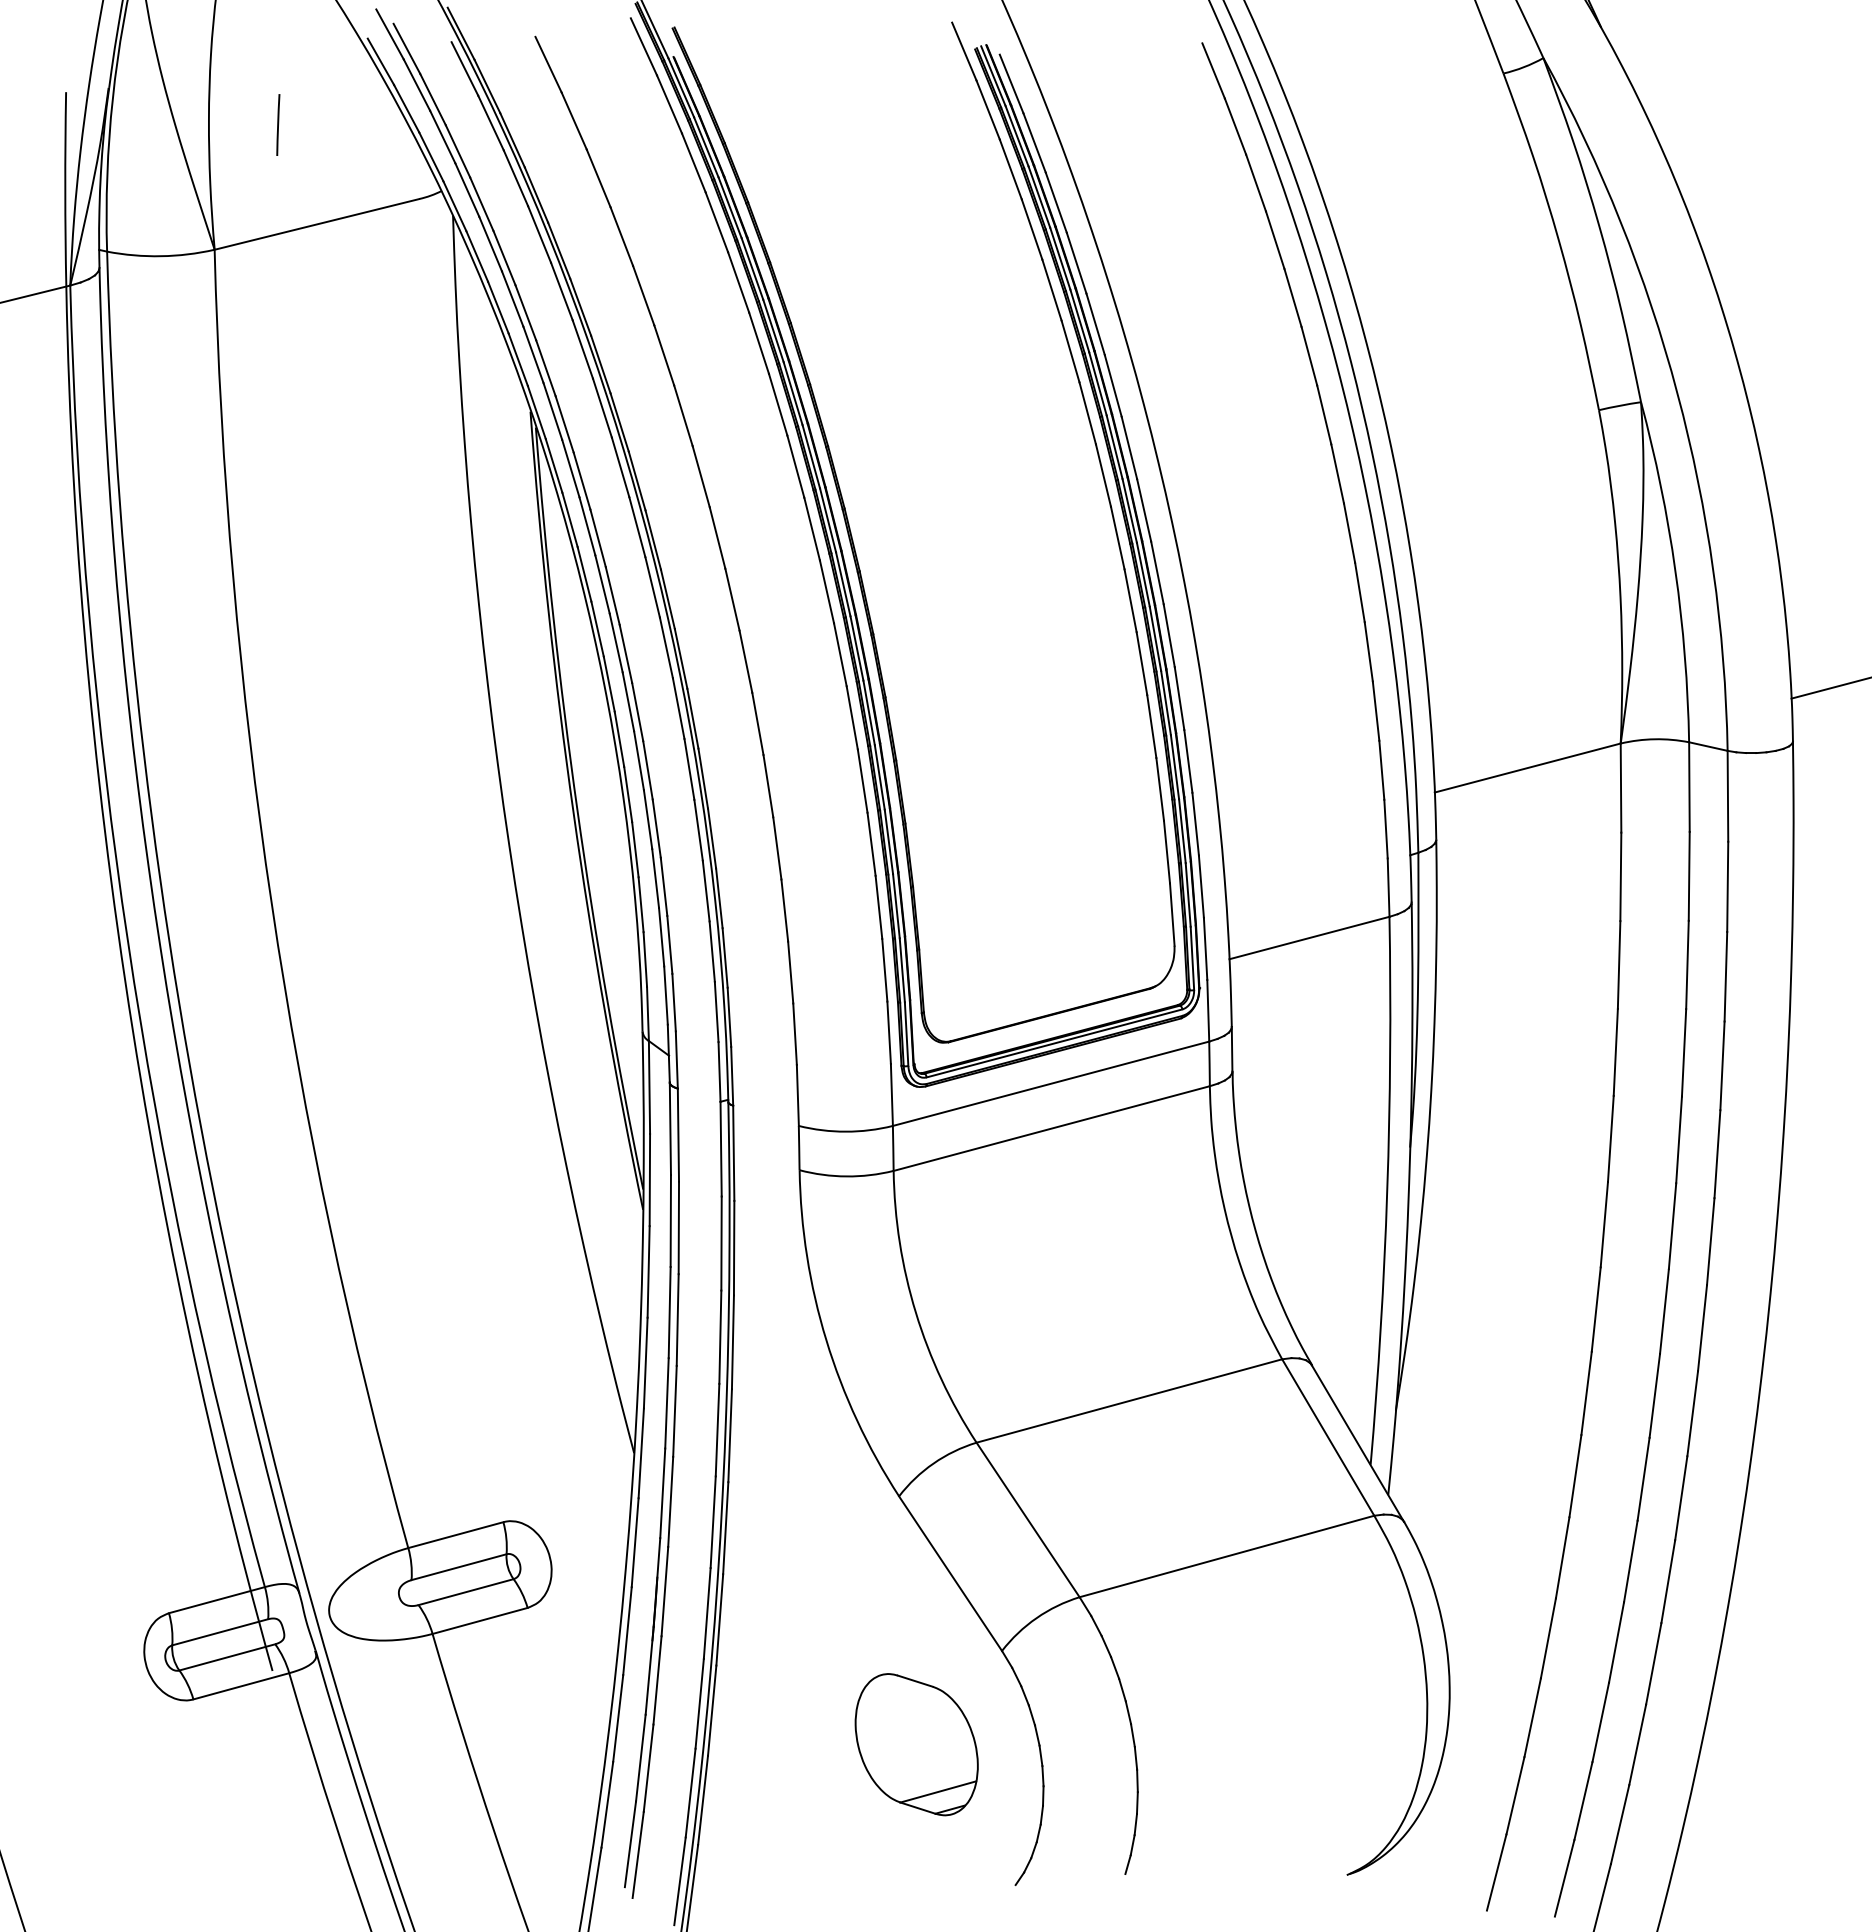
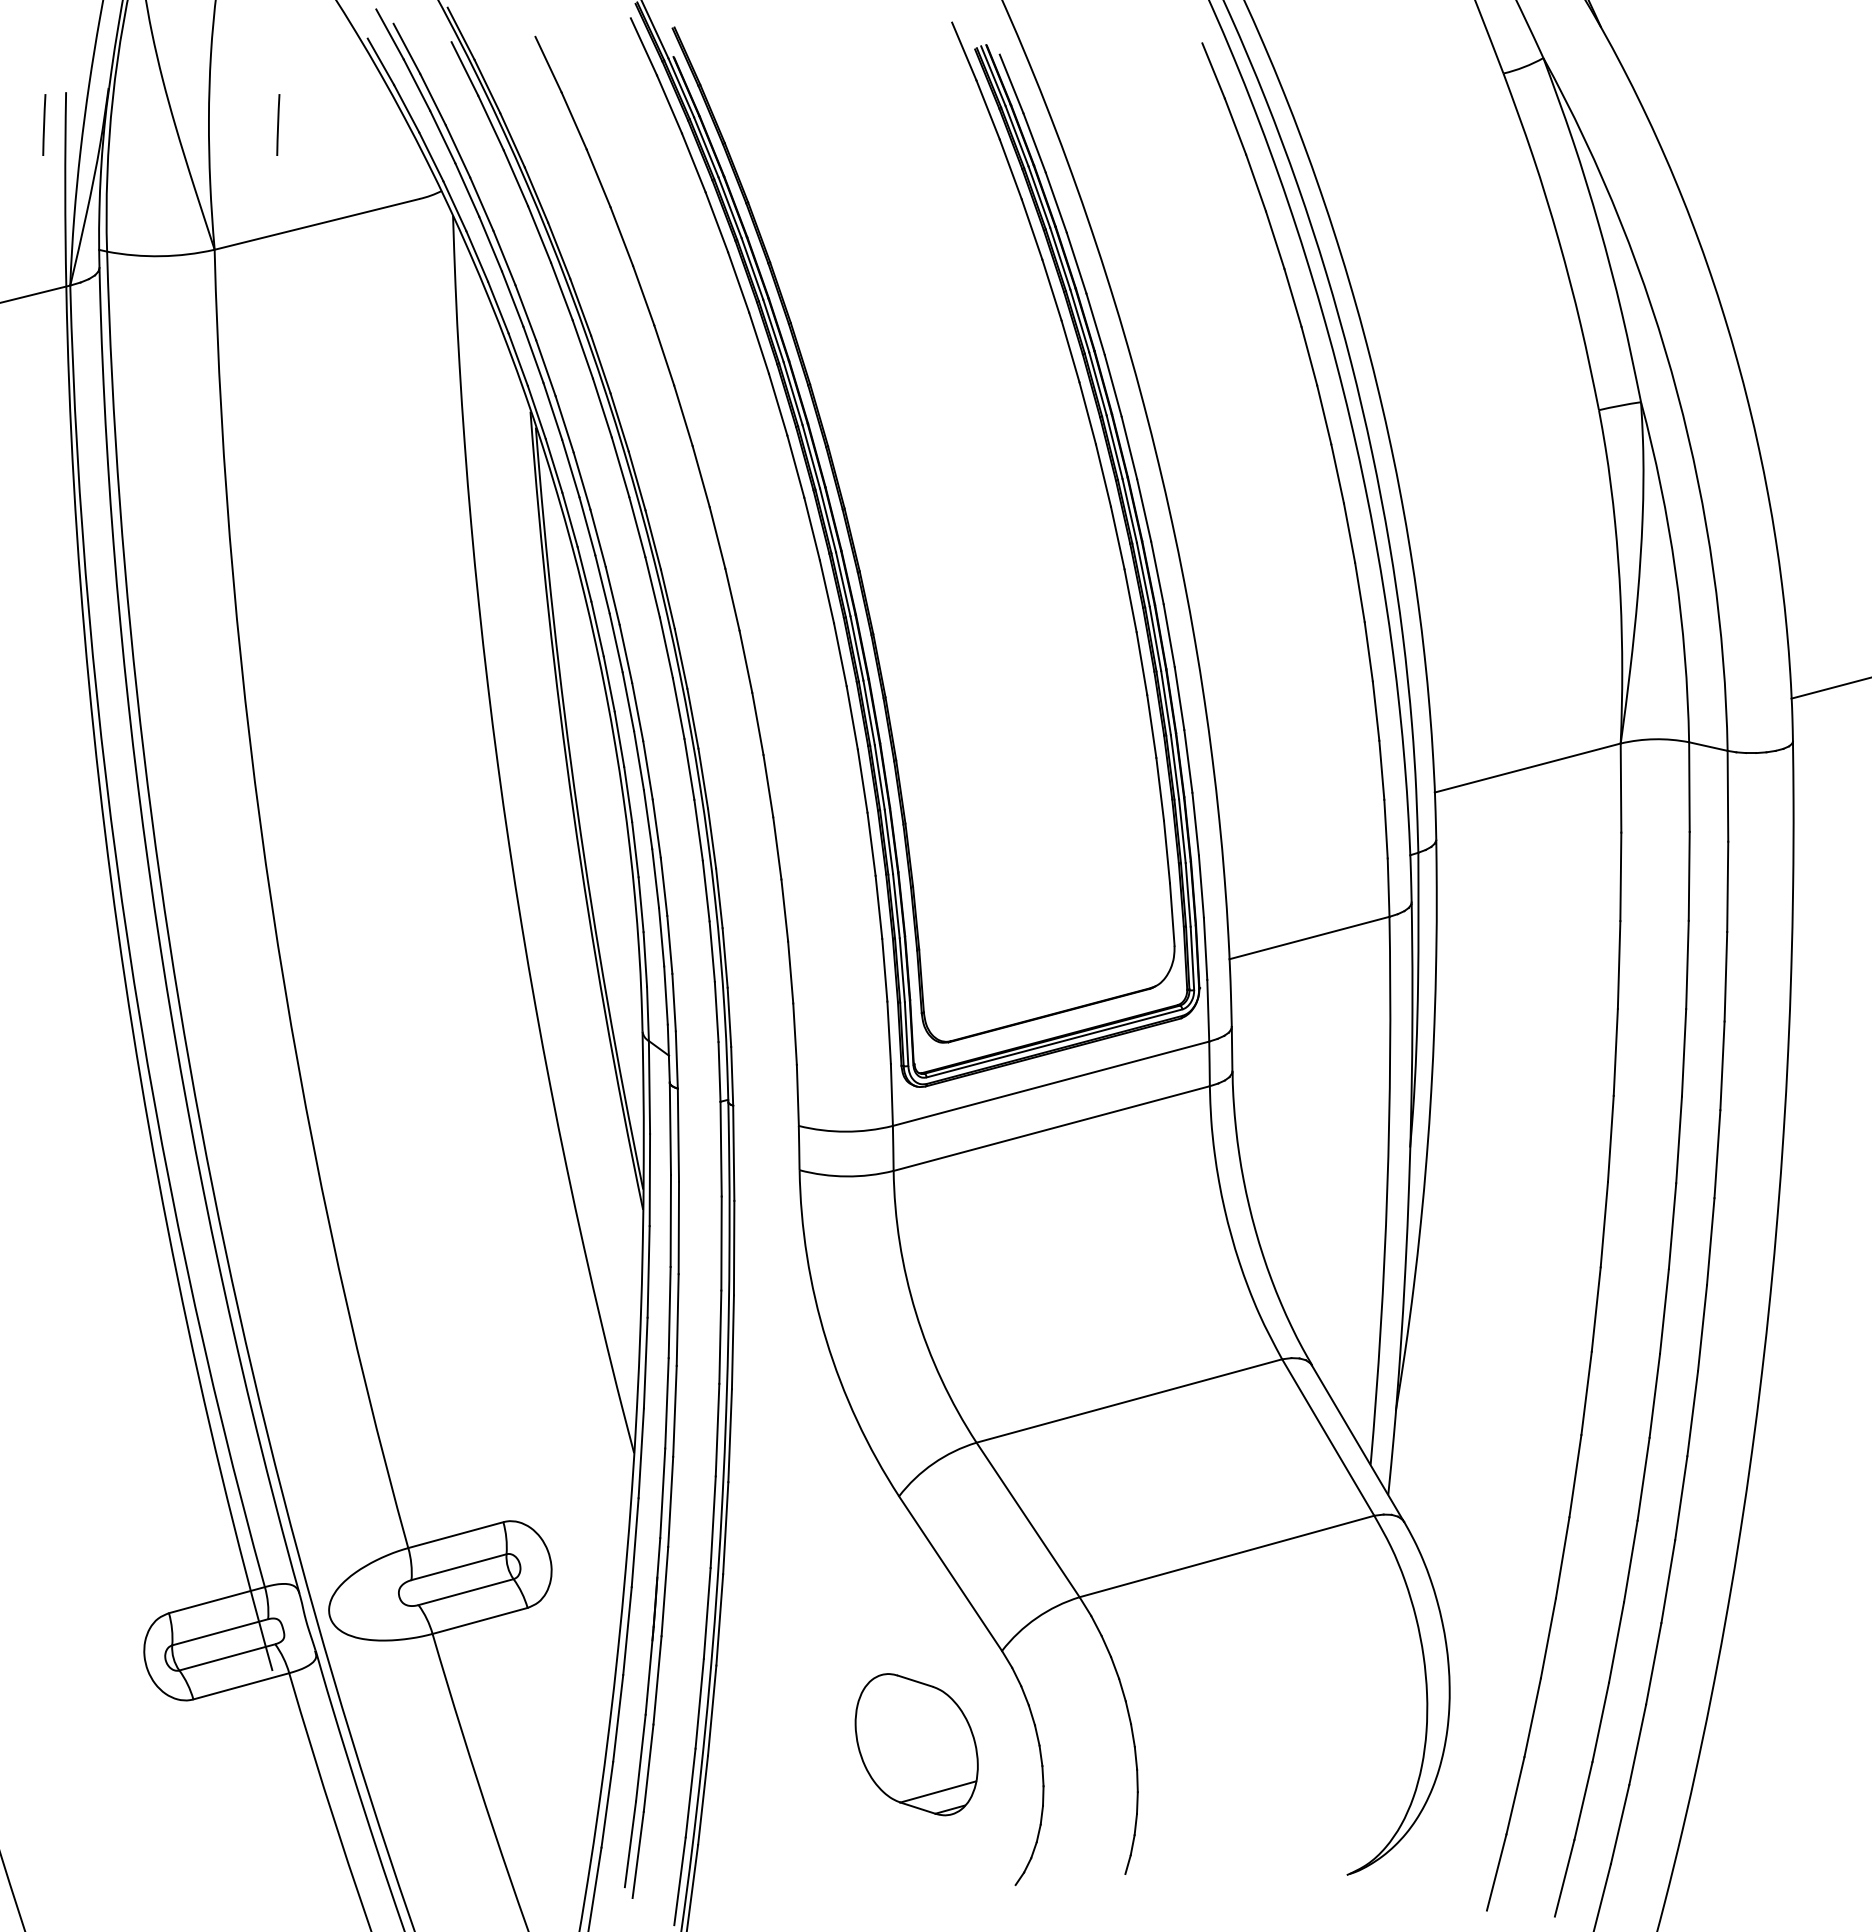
line: none -> present (44, 124)
